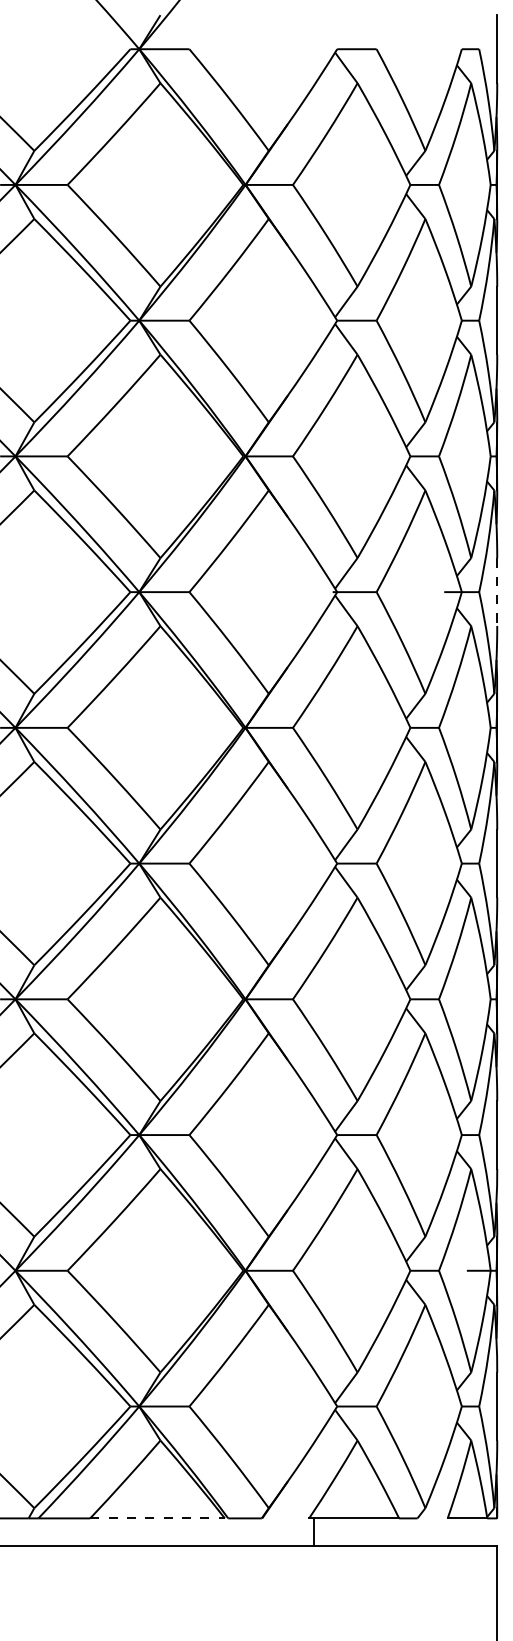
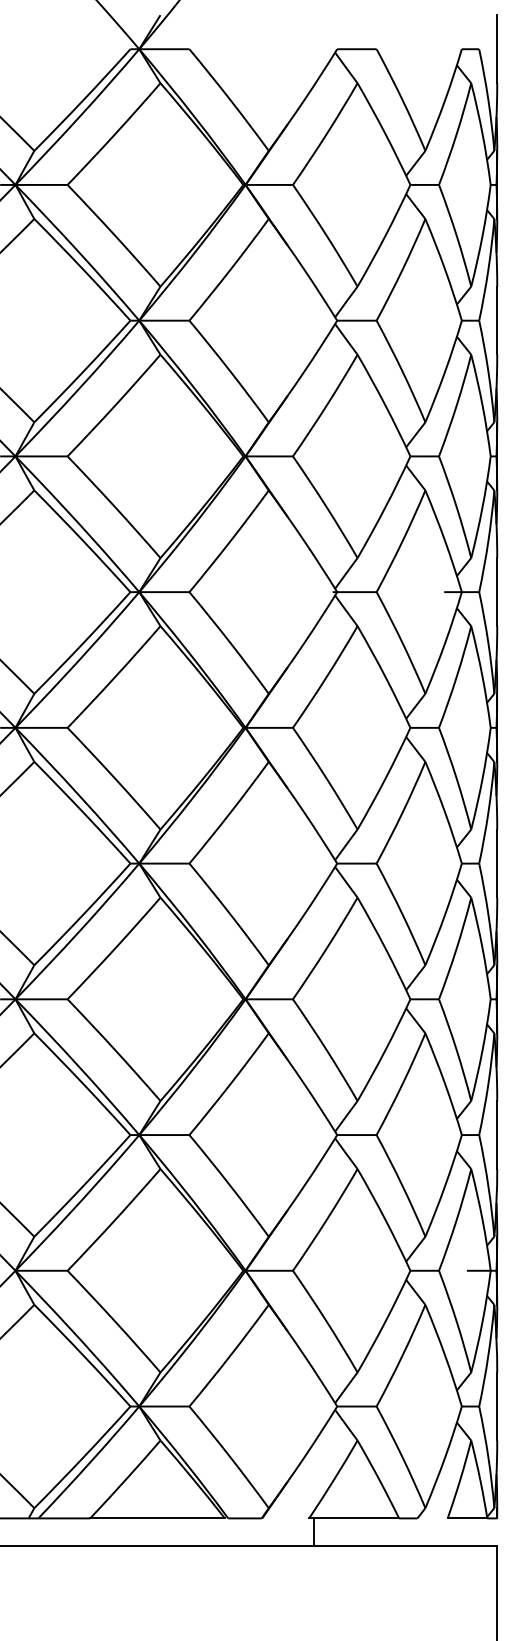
line: dashed -> solid (497, 592)
line: dashed -> solid (158, 1518)
